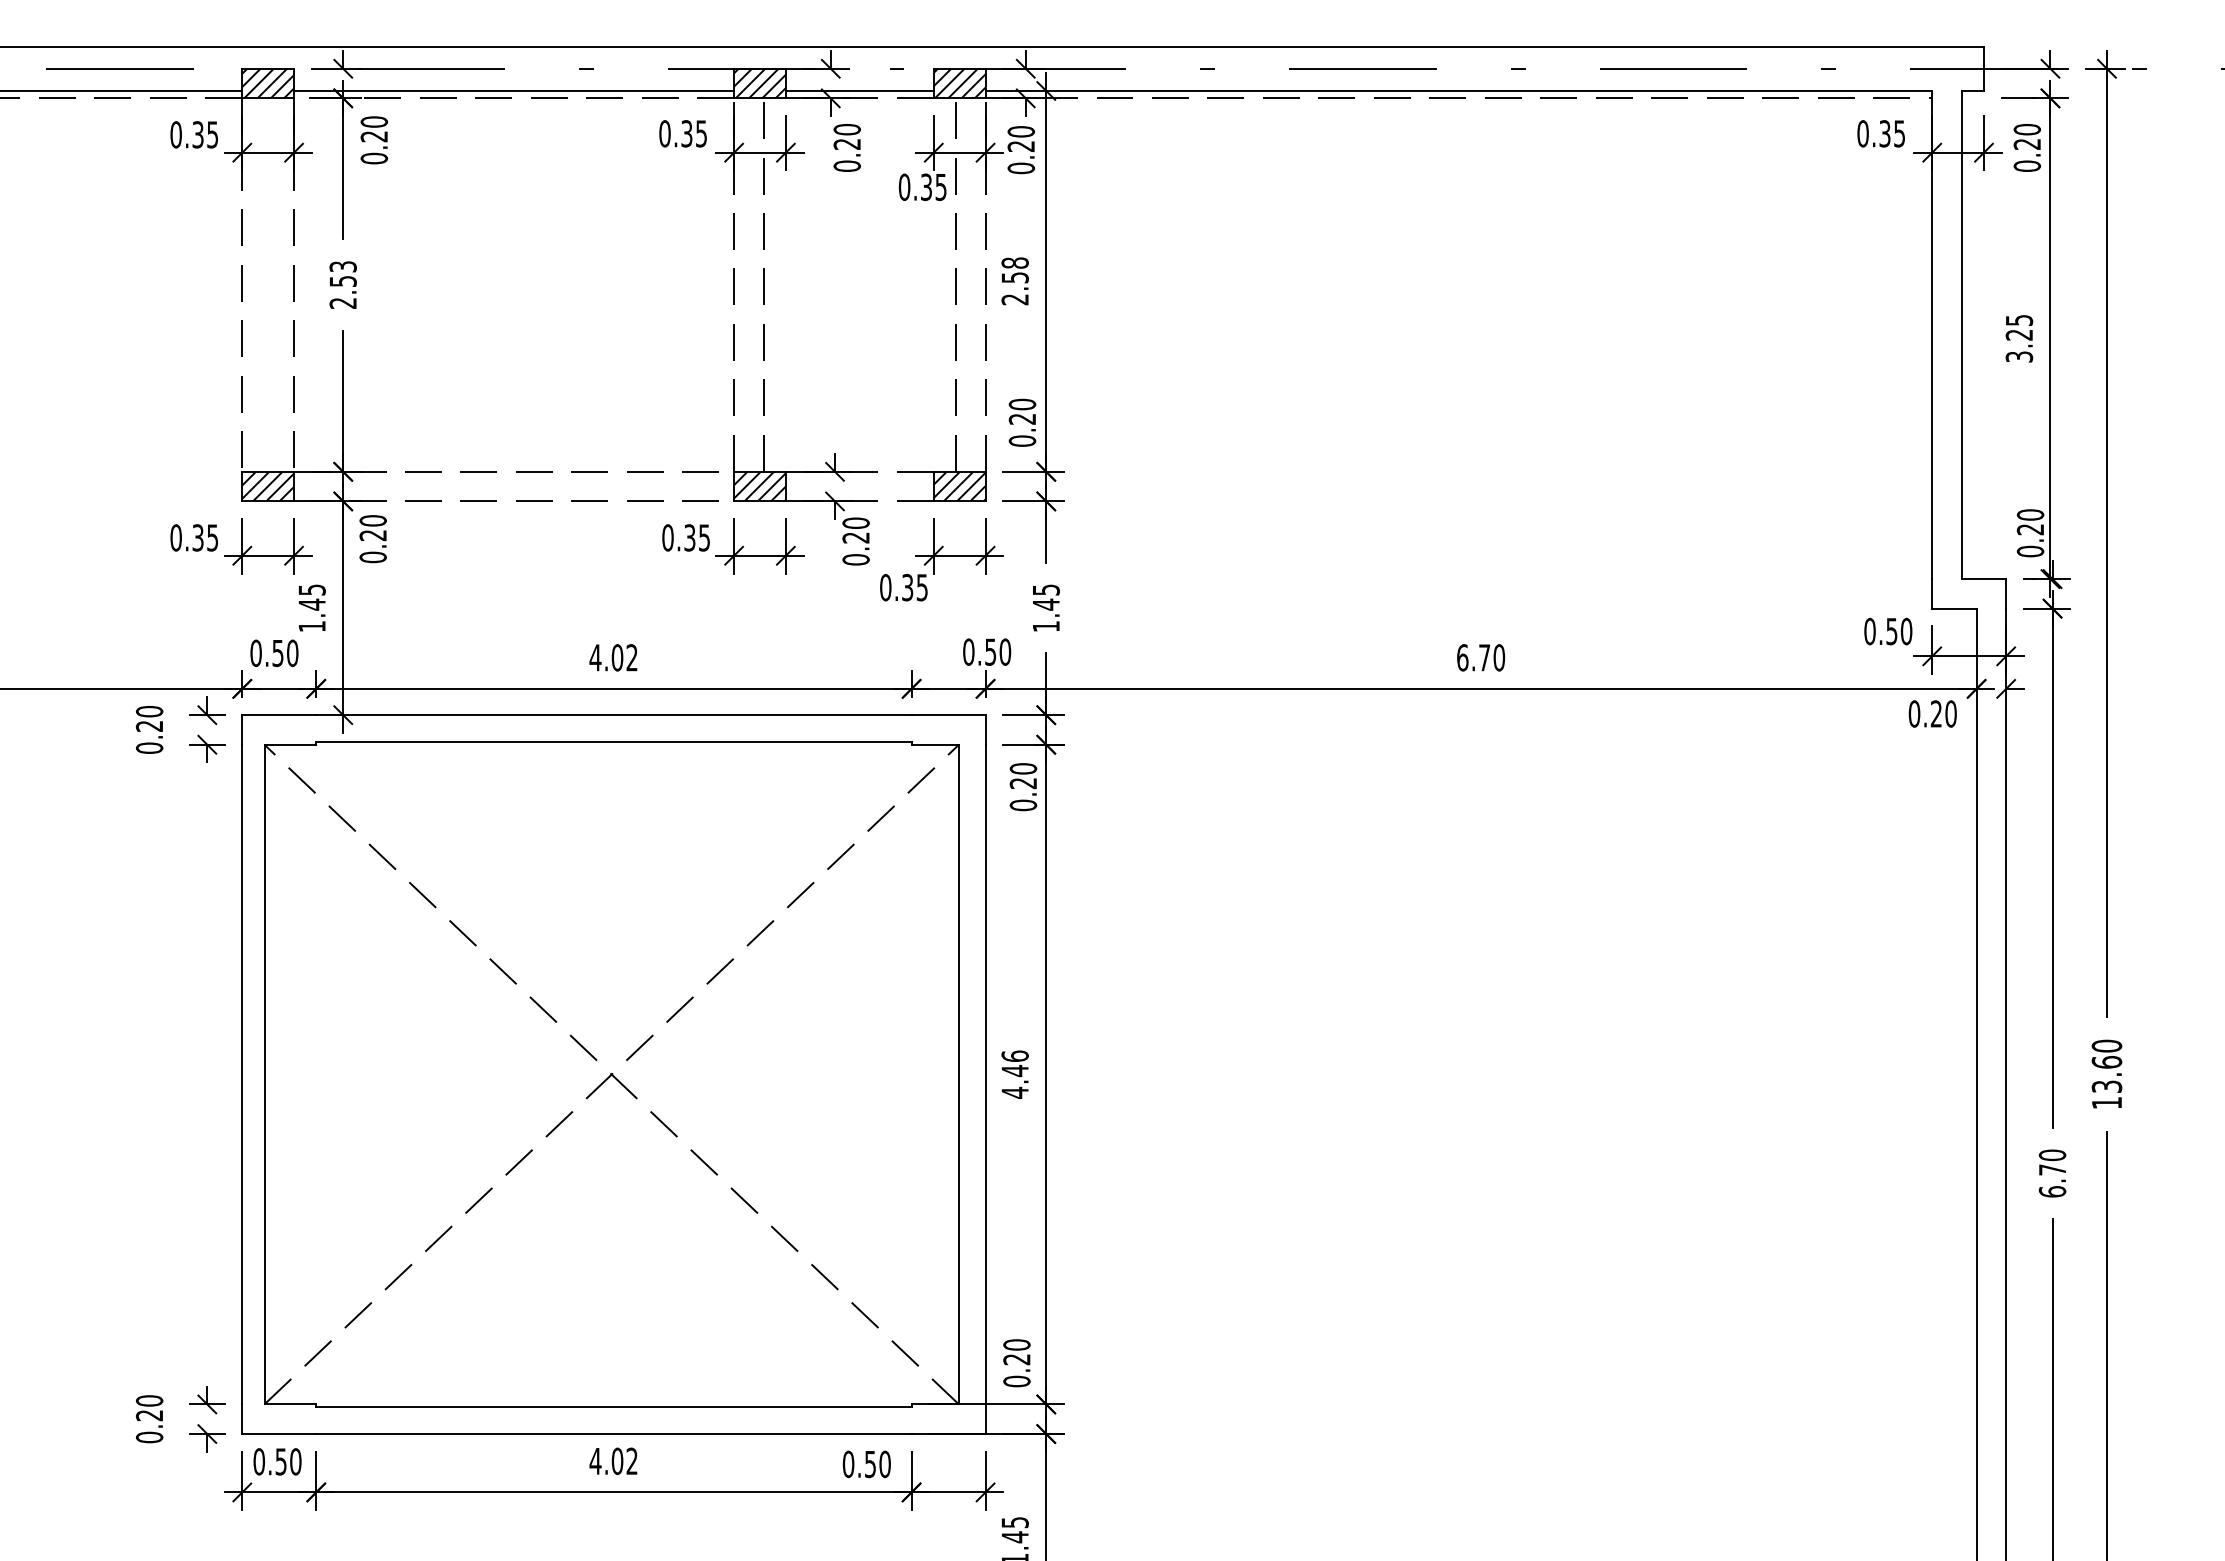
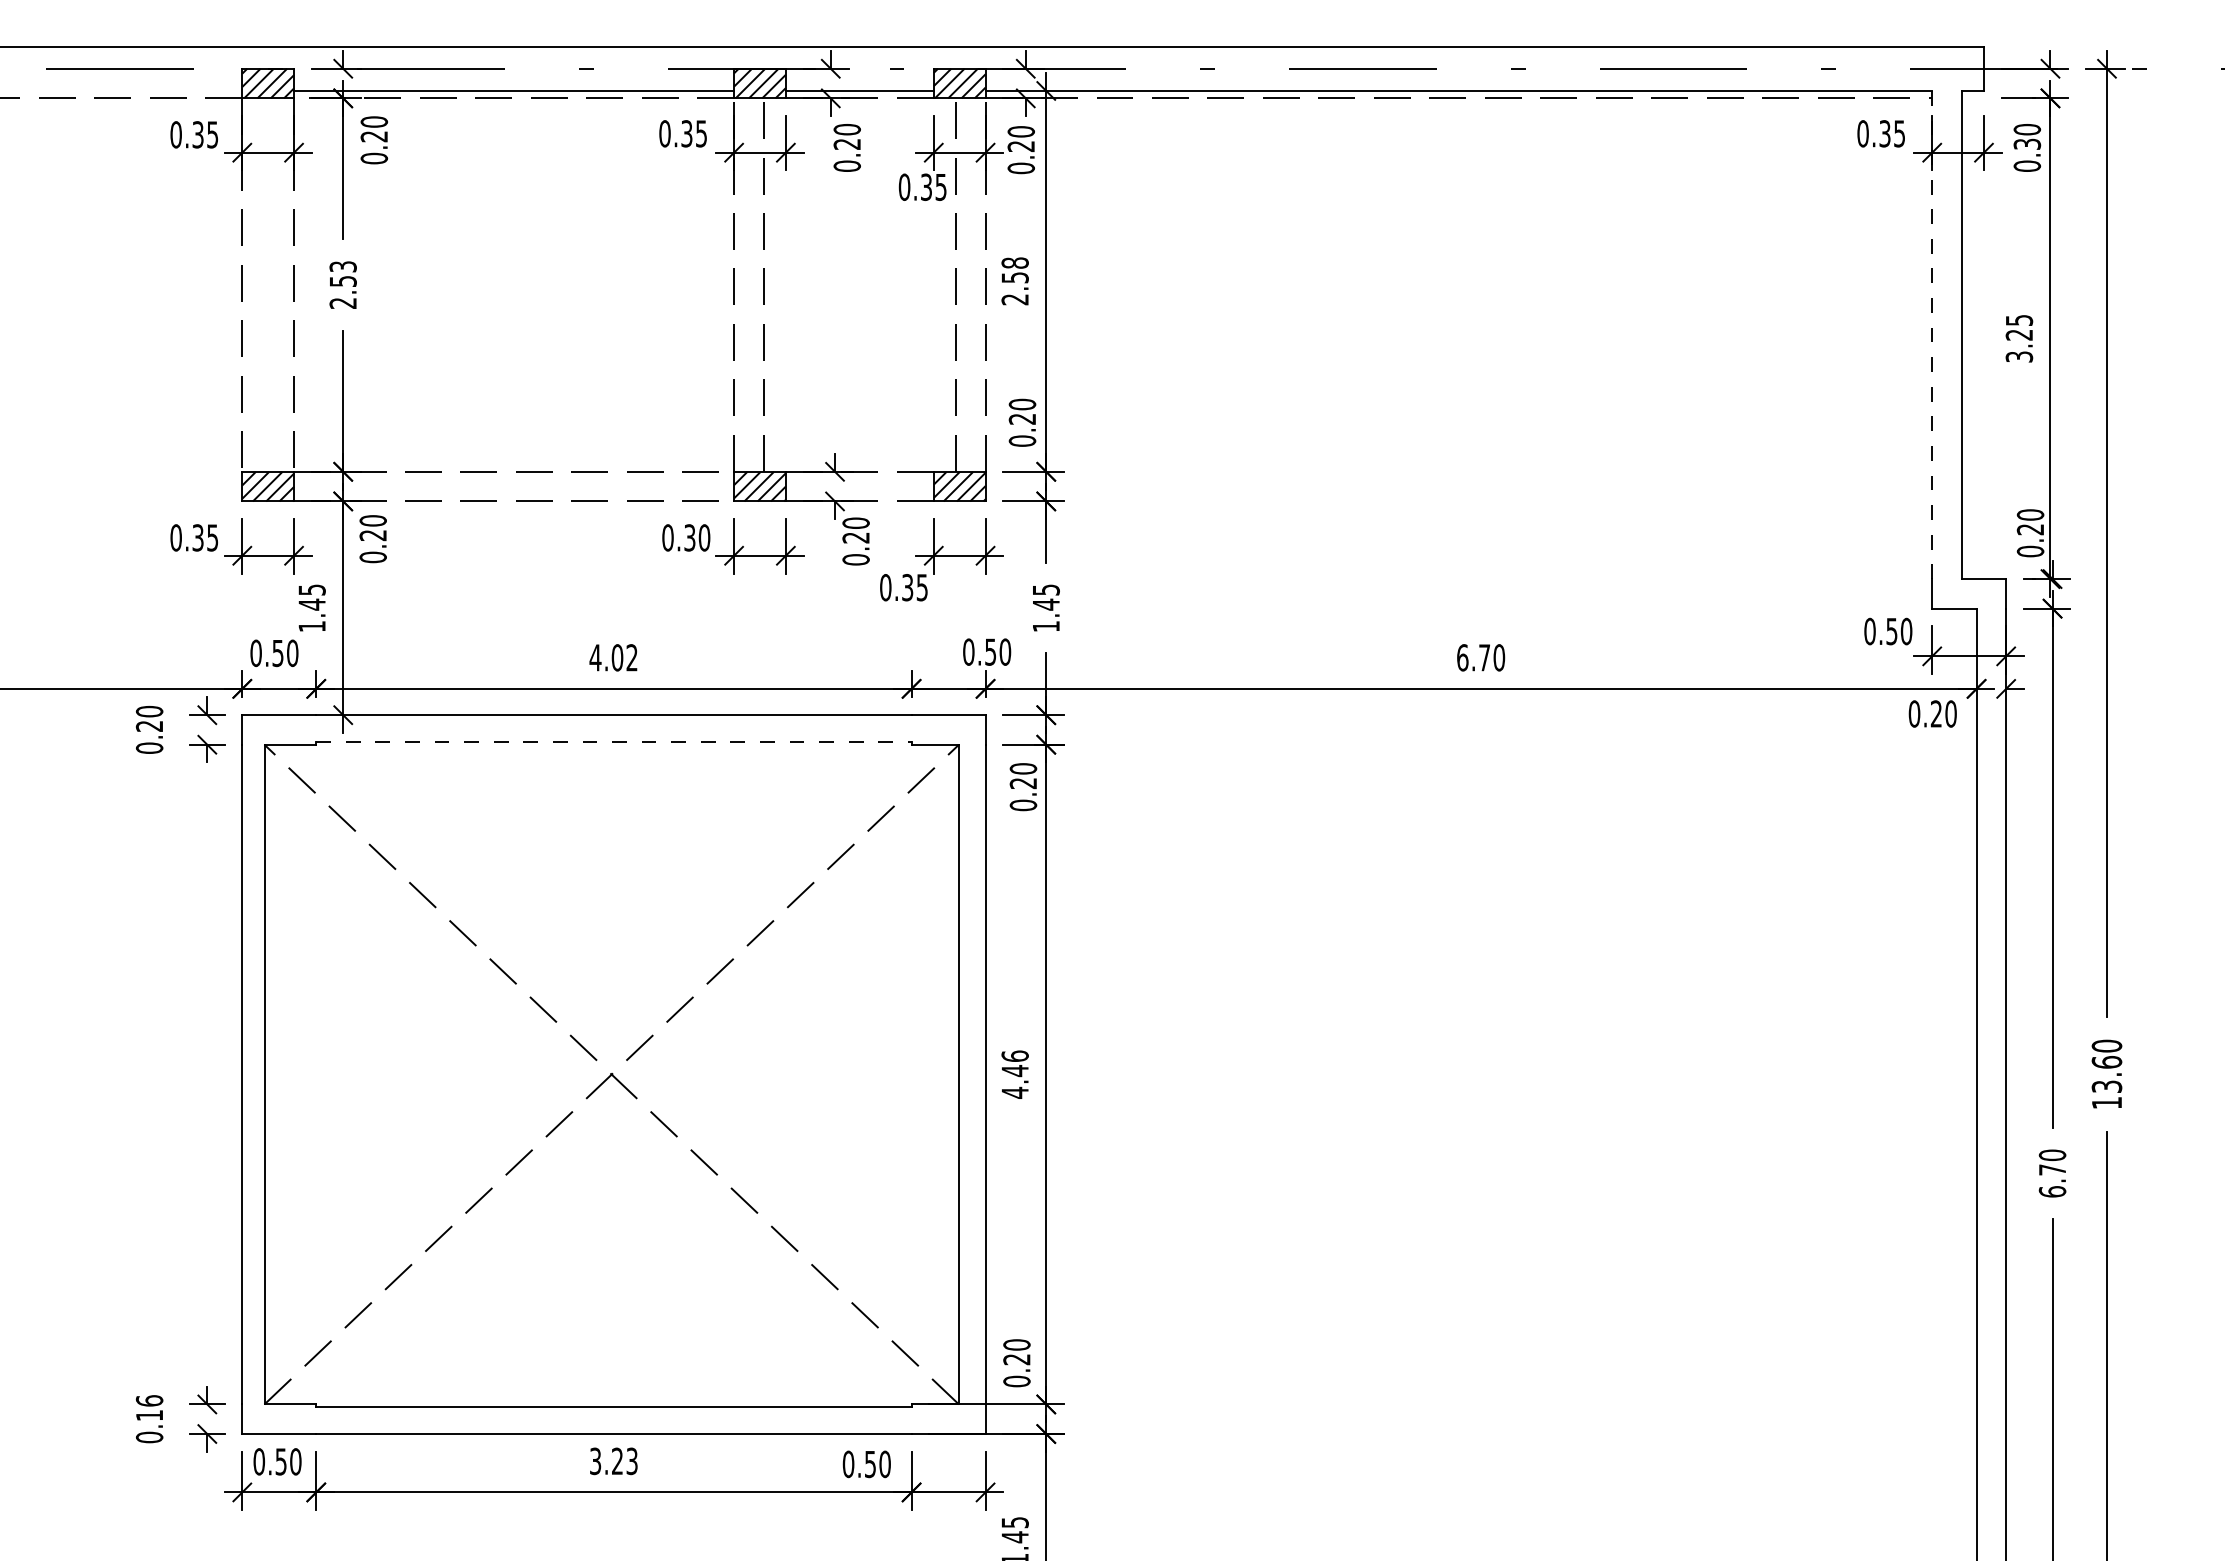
line: present -> none (122, 90)
text: 0.20 -> 0.30 (2027, 143)
line: solid -> dashed (1932, 335)
text: 0.35 -> 0.30 (704, 537)
line: solid -> dashed (613, 741)
text: 0.20 -> 0.16 (149, 1408)
text: 4.02 -> 3.23 (613, 1461)
